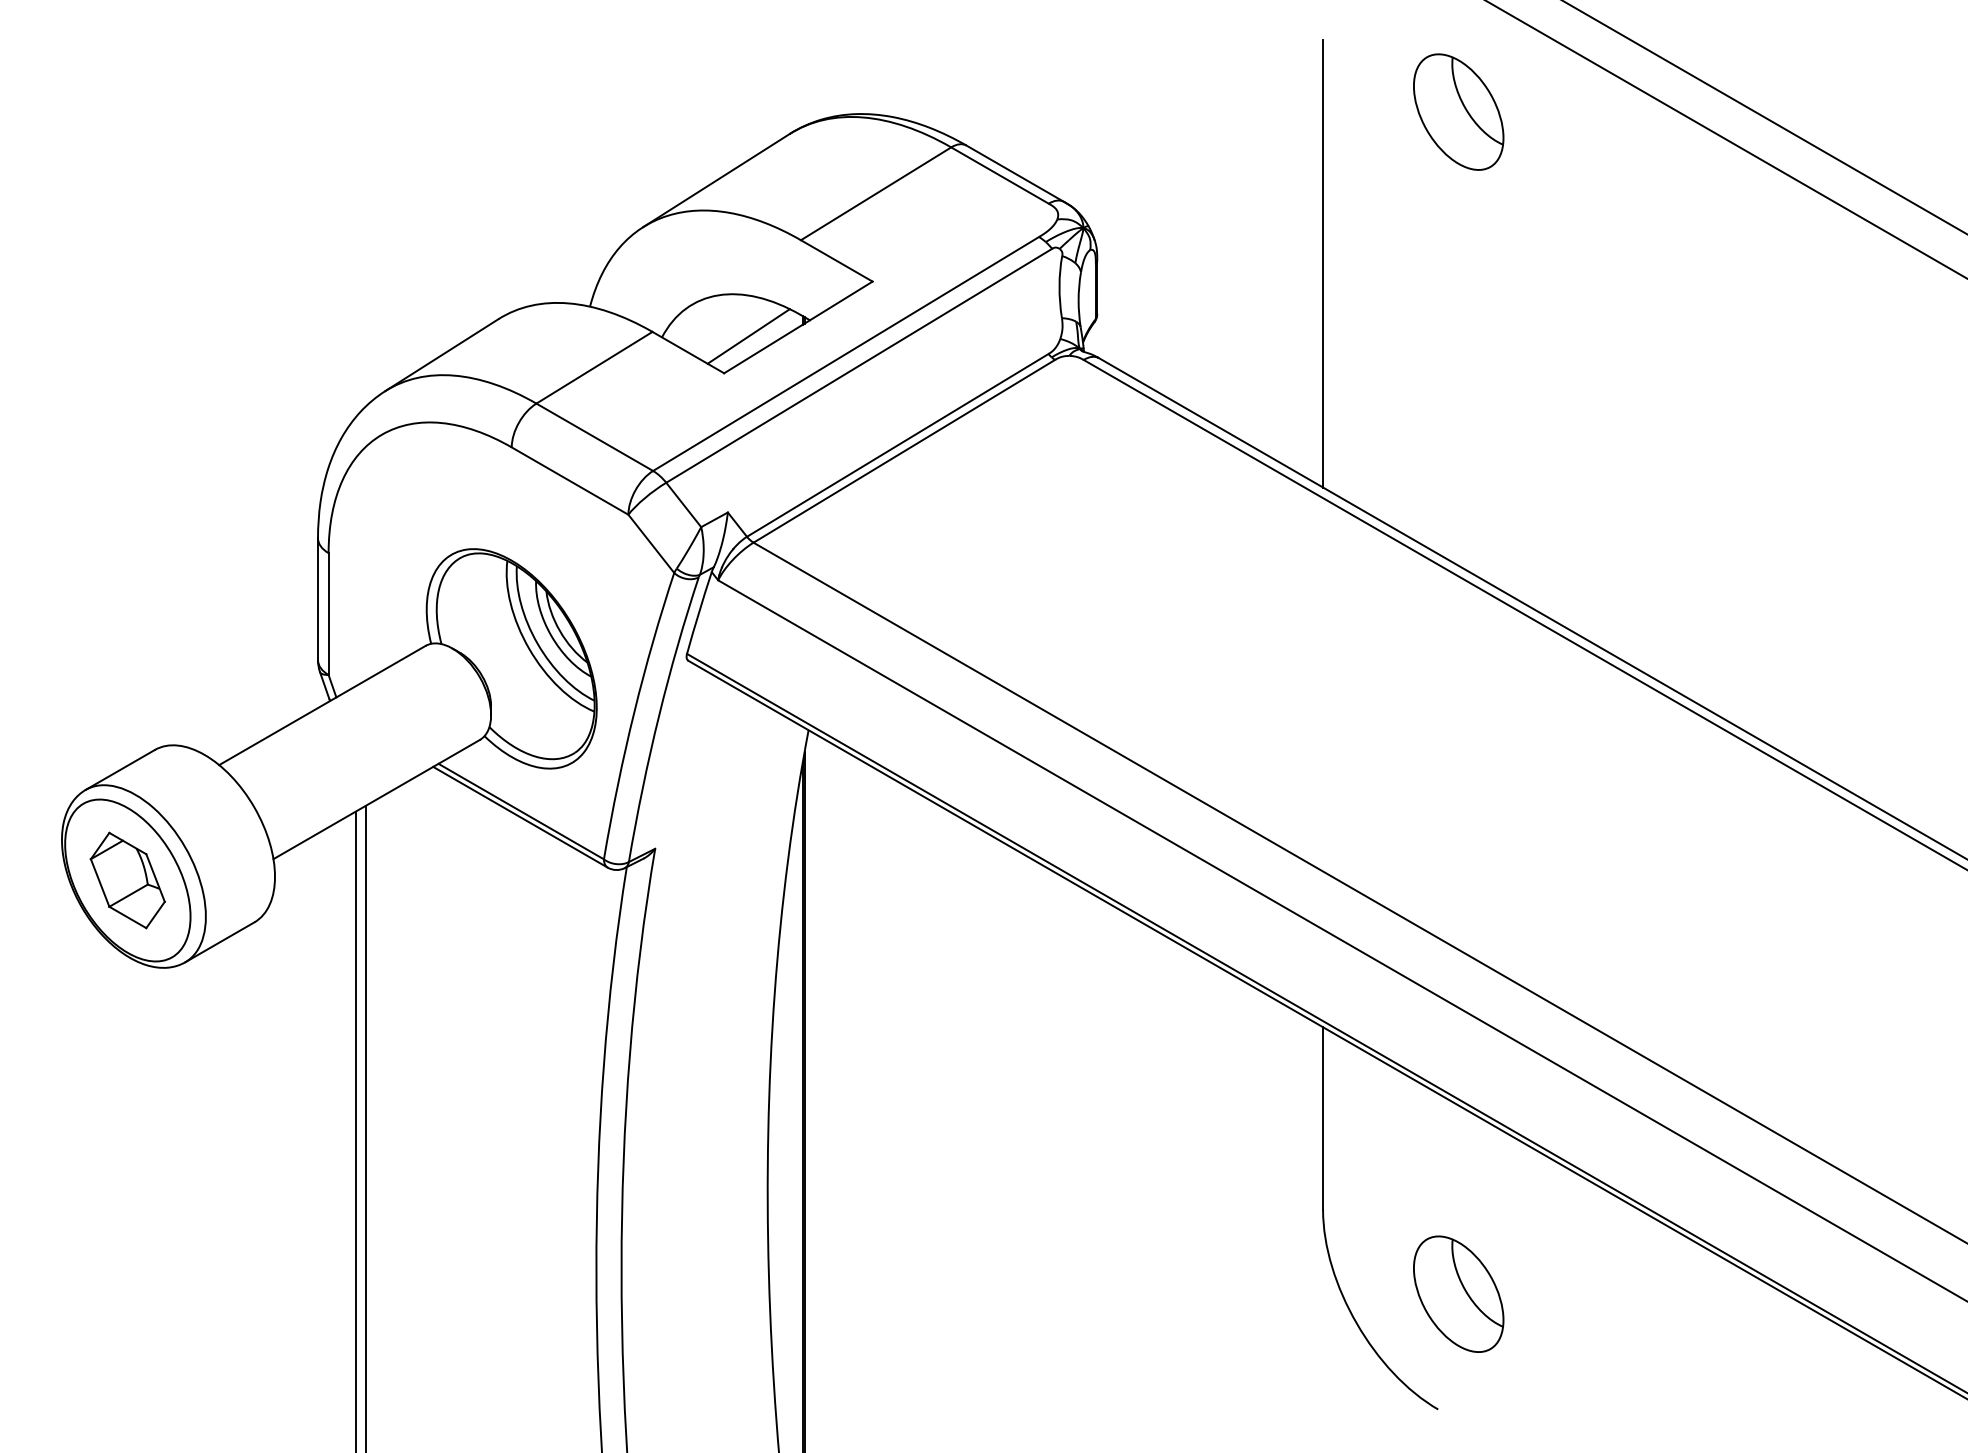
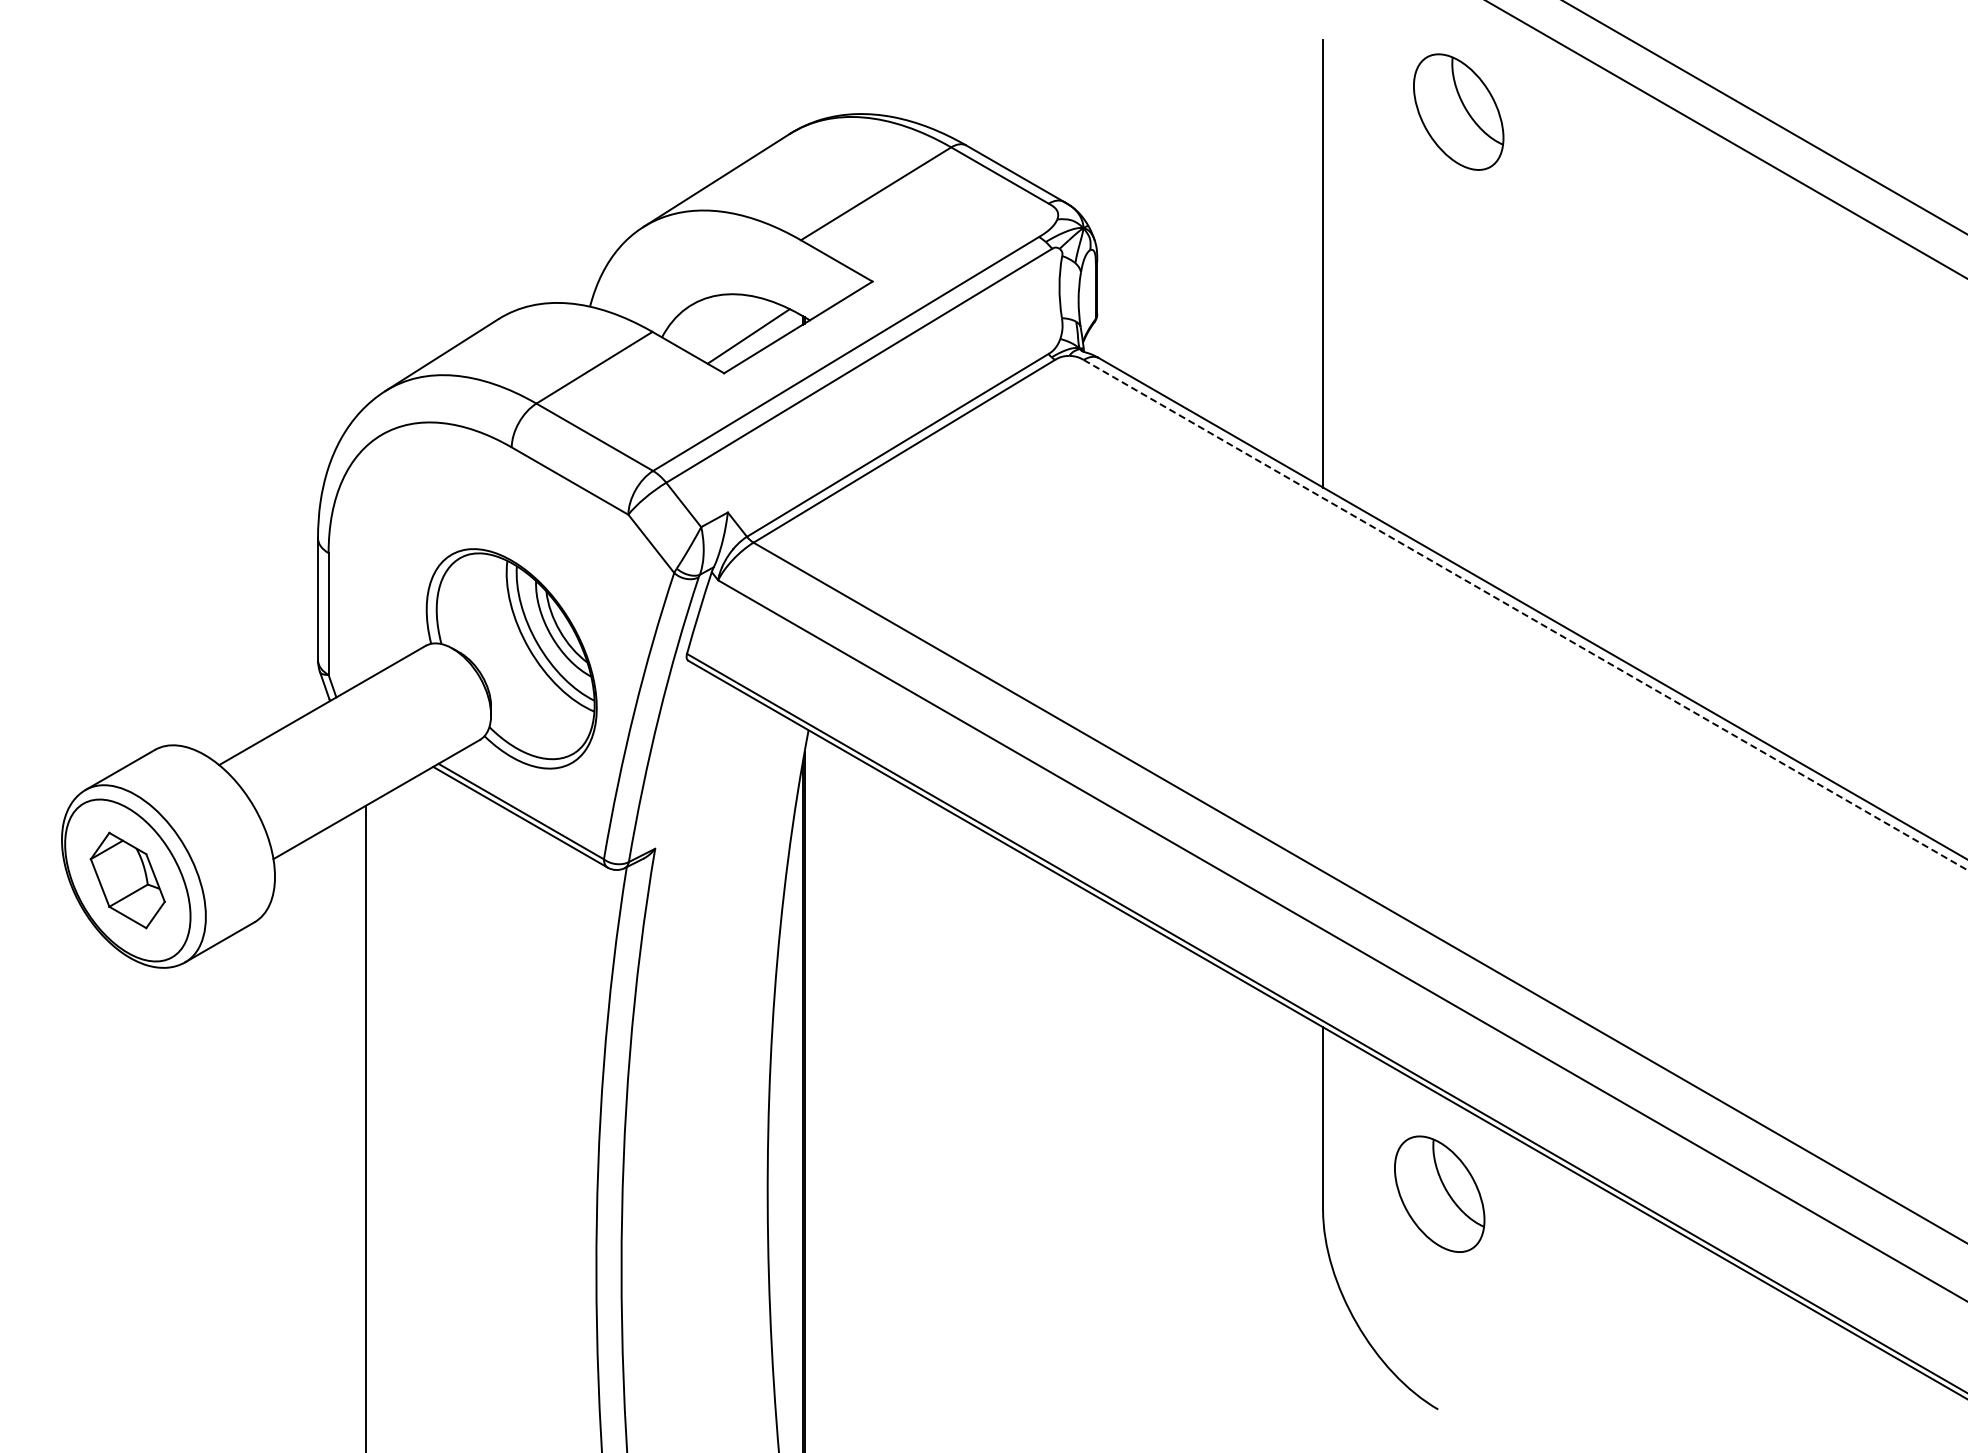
line: solid -> dashed (1526, 615)
line: present -> none (355, 1130)
part position: (1458, 1293) -> (1439, 1193) (1439, 1193)
